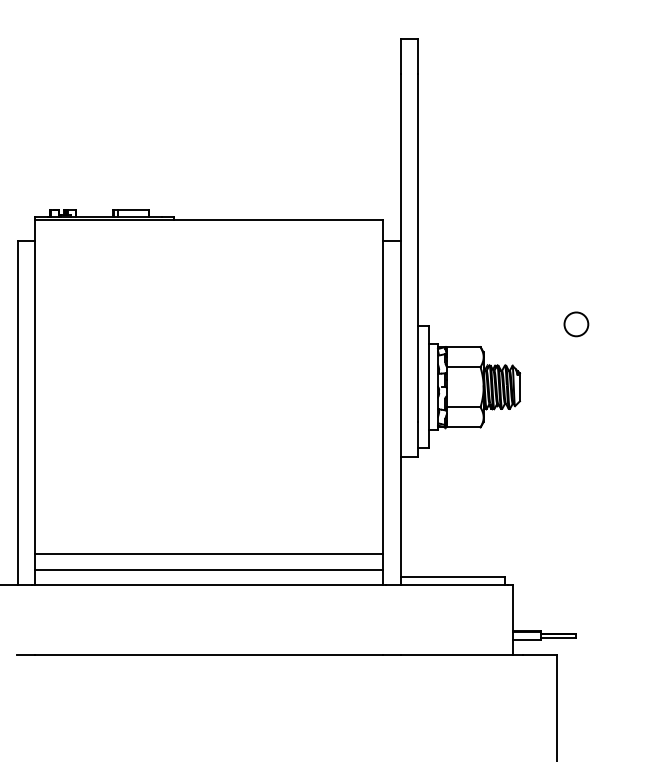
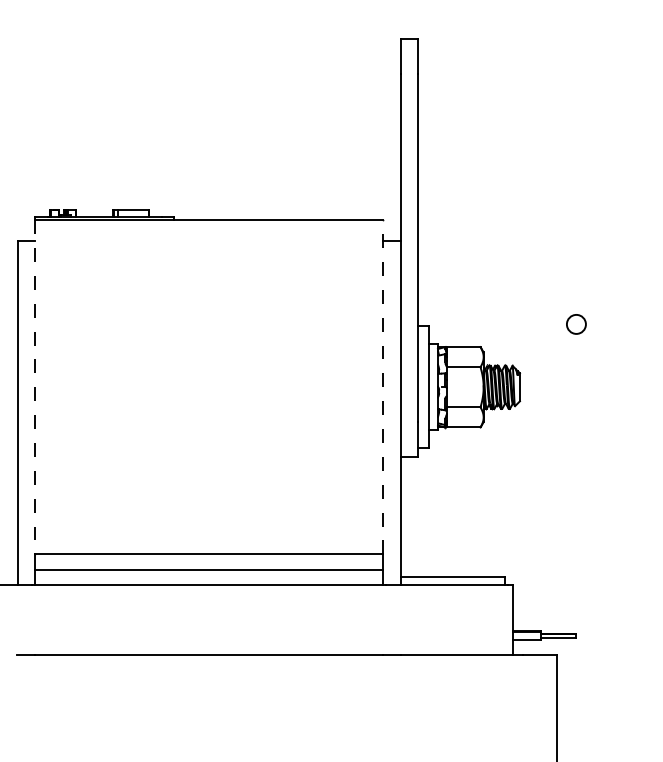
circle size: 27x27 px -> 21x21 px (576, 324)
line: solid -> dashed (383, 386)
line: solid -> dashed (35, 387)
